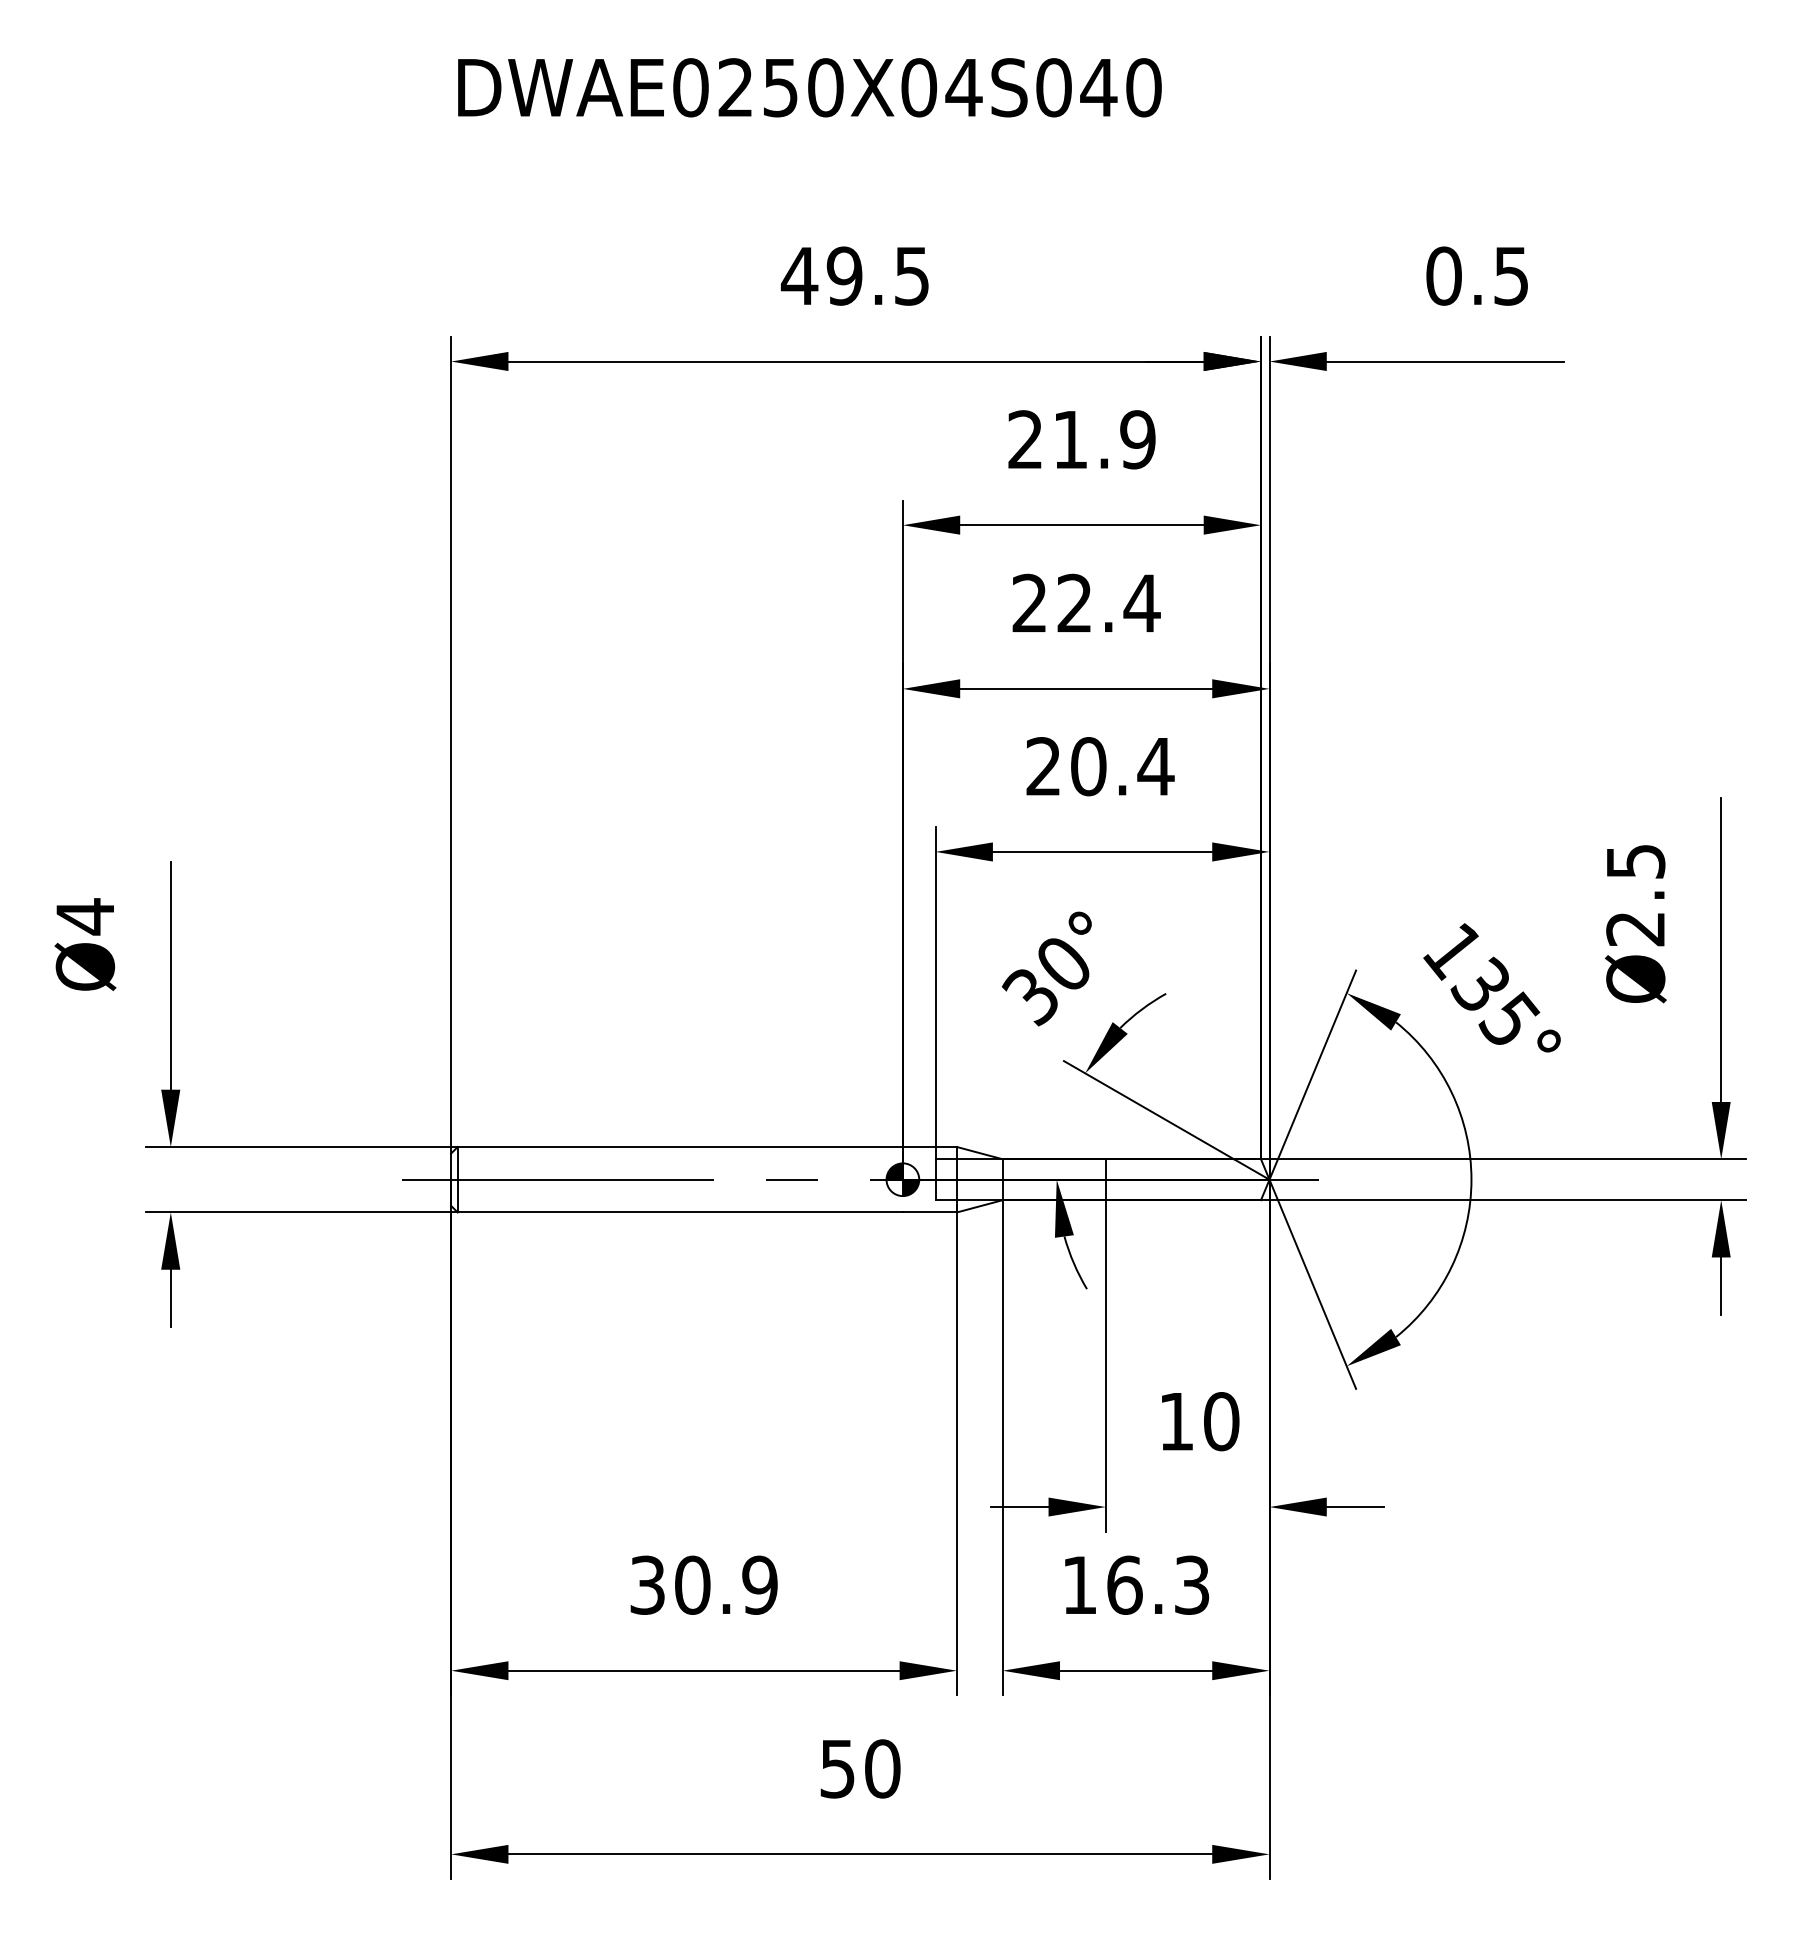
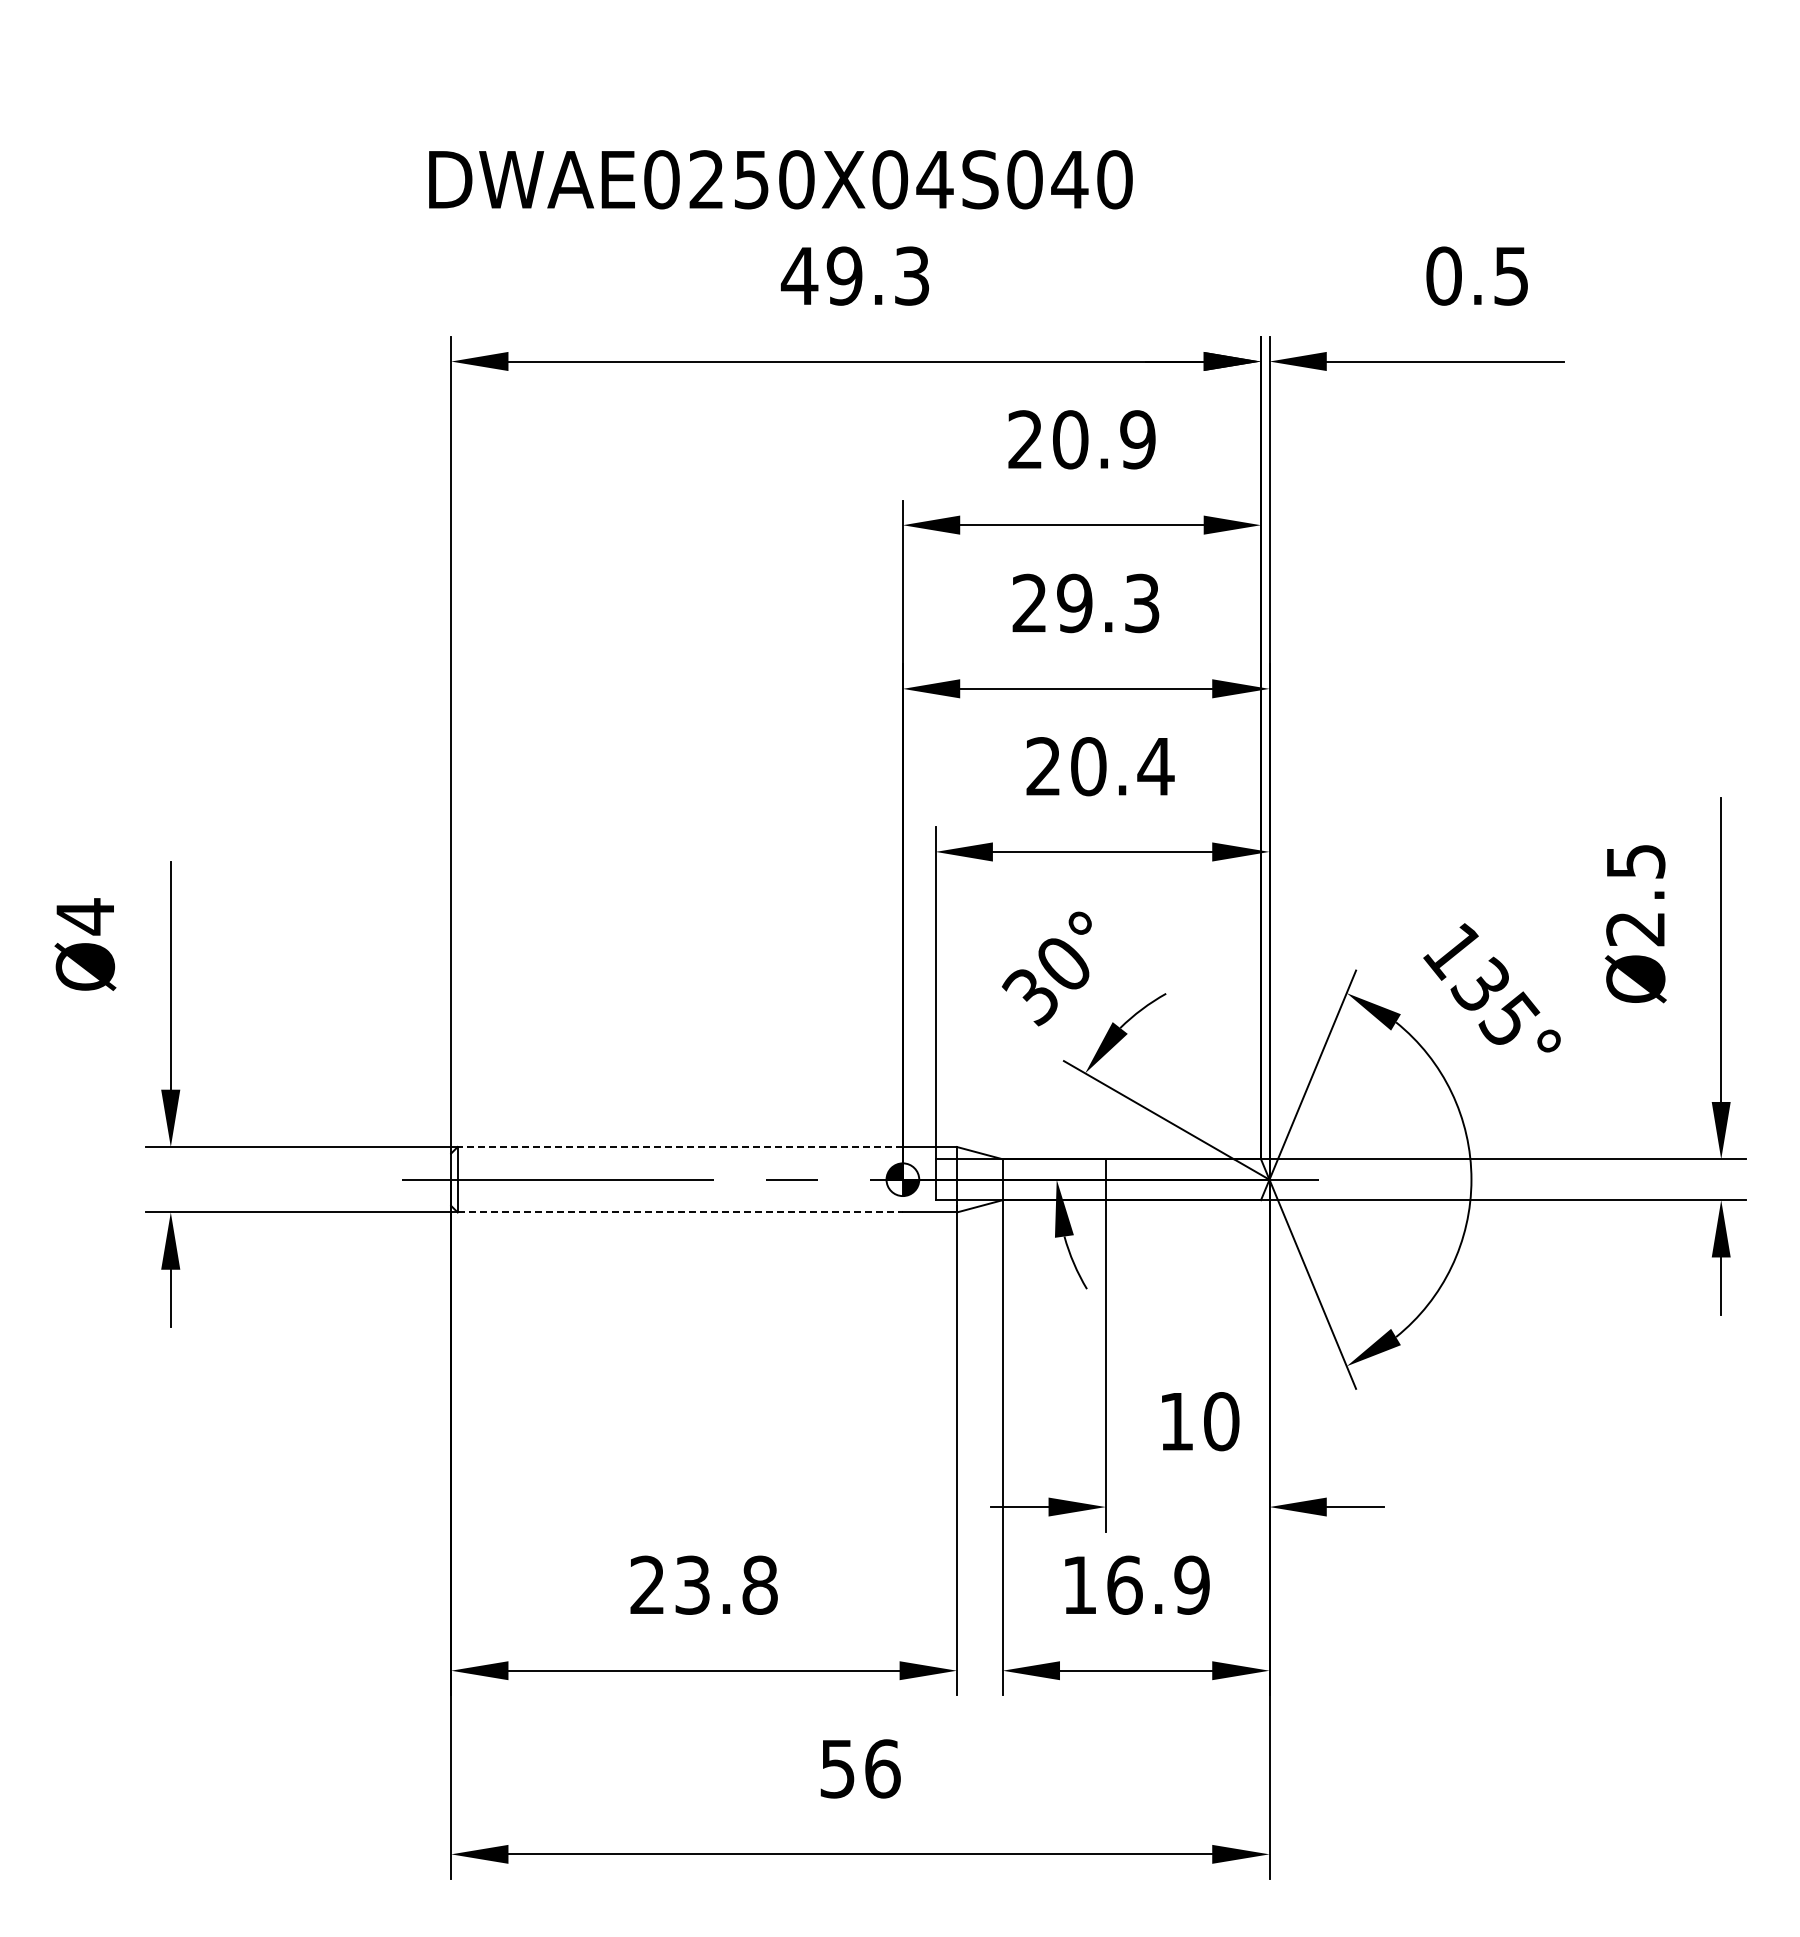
text position: (809, 87) -> (780, 179) (780, 179)
text: 49.5 -> 49.3 (912, 275)
text: 21.9 -> 20.9 (1070, 439)
text: 22.4 -> 29.3 (1108, 603)
line: solid -> dashed (680, 1146)
line: solid -> dashed (680, 1212)
text: 30.9 -> 23.8 (703, 1584)
text: 16.3 -> 16.9 (1191, 1584)
text: 50 -> 56 (882, 1768)
